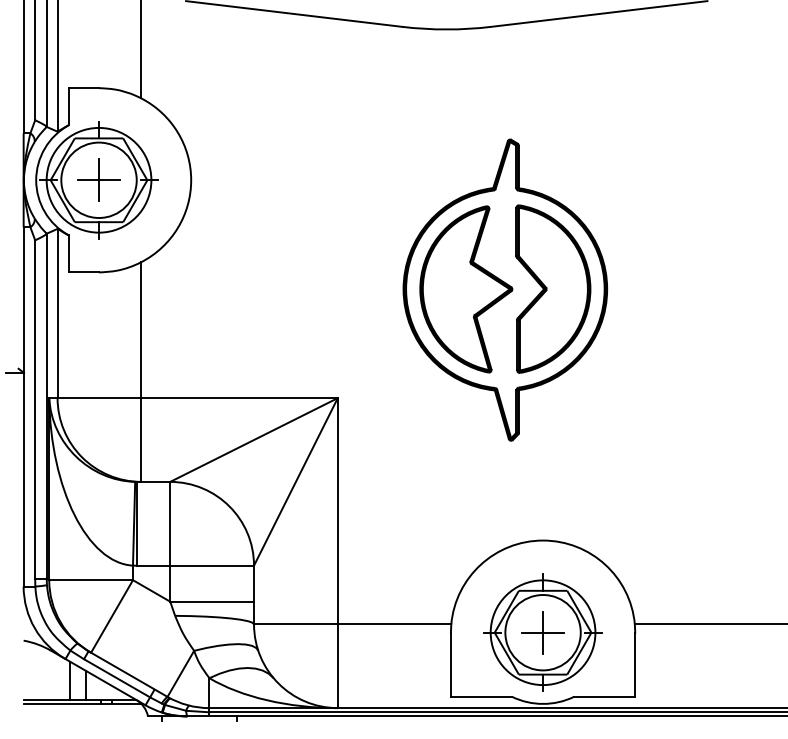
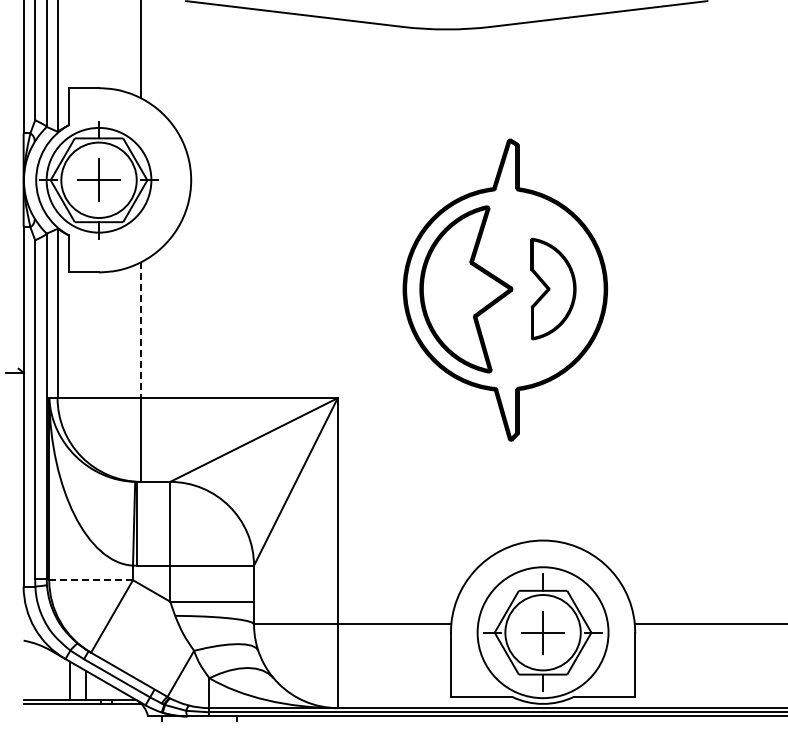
part size: 77x170 px -> 47x104 px (553, 288)
line: solid -> dashed (141, 330)
line: solid -> dashed (91, 580)
circle diameter: 105 px -> 131 px (542, 632)
